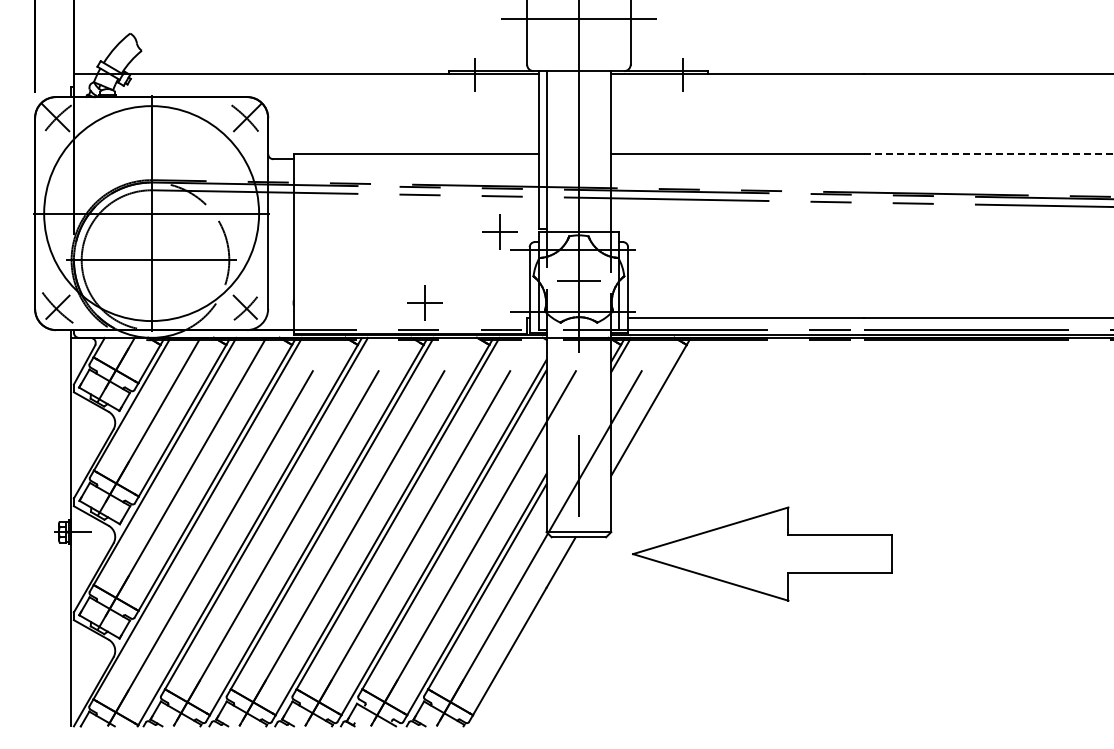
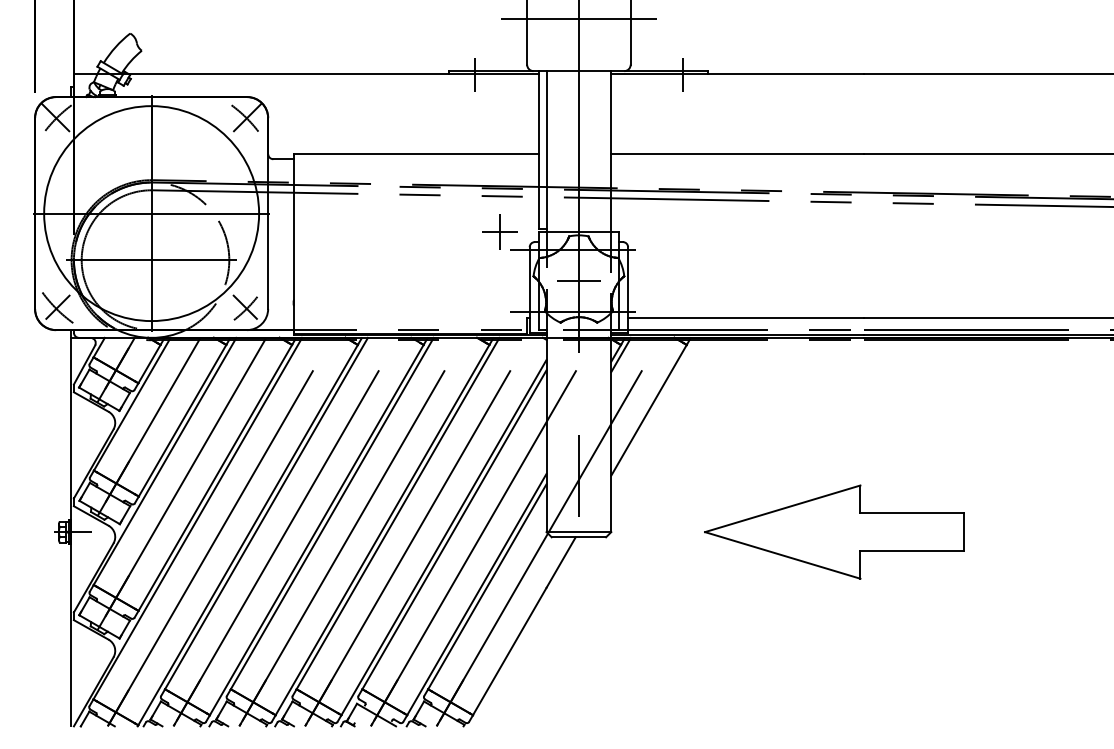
line: dashed -> solid (988, 154)
part: present -> none (424, 302)
part position: (762, 553) -> (834, 531) (834, 531)
